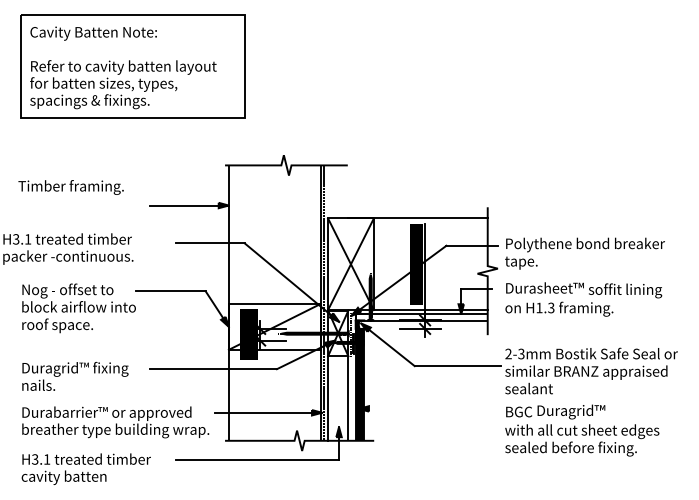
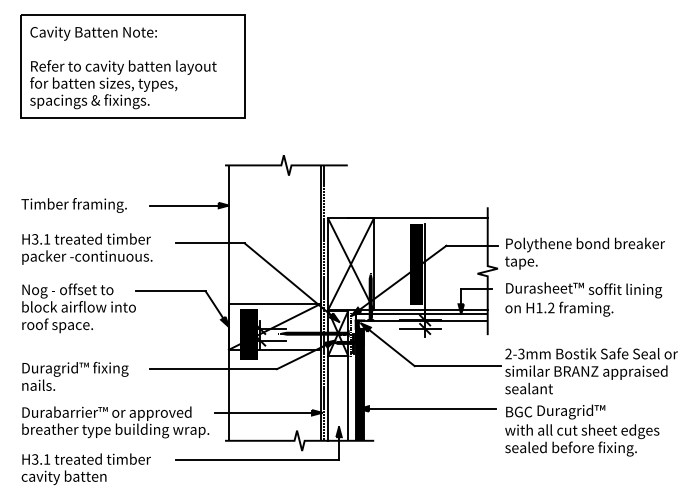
text position: (70, 187) -> (73, 205) (73, 205)
text position: (68, 248) -> (87, 248) (87, 248)
text: H1.3 -> H1.2 (551, 308)
line: none -> present (427, 408)
